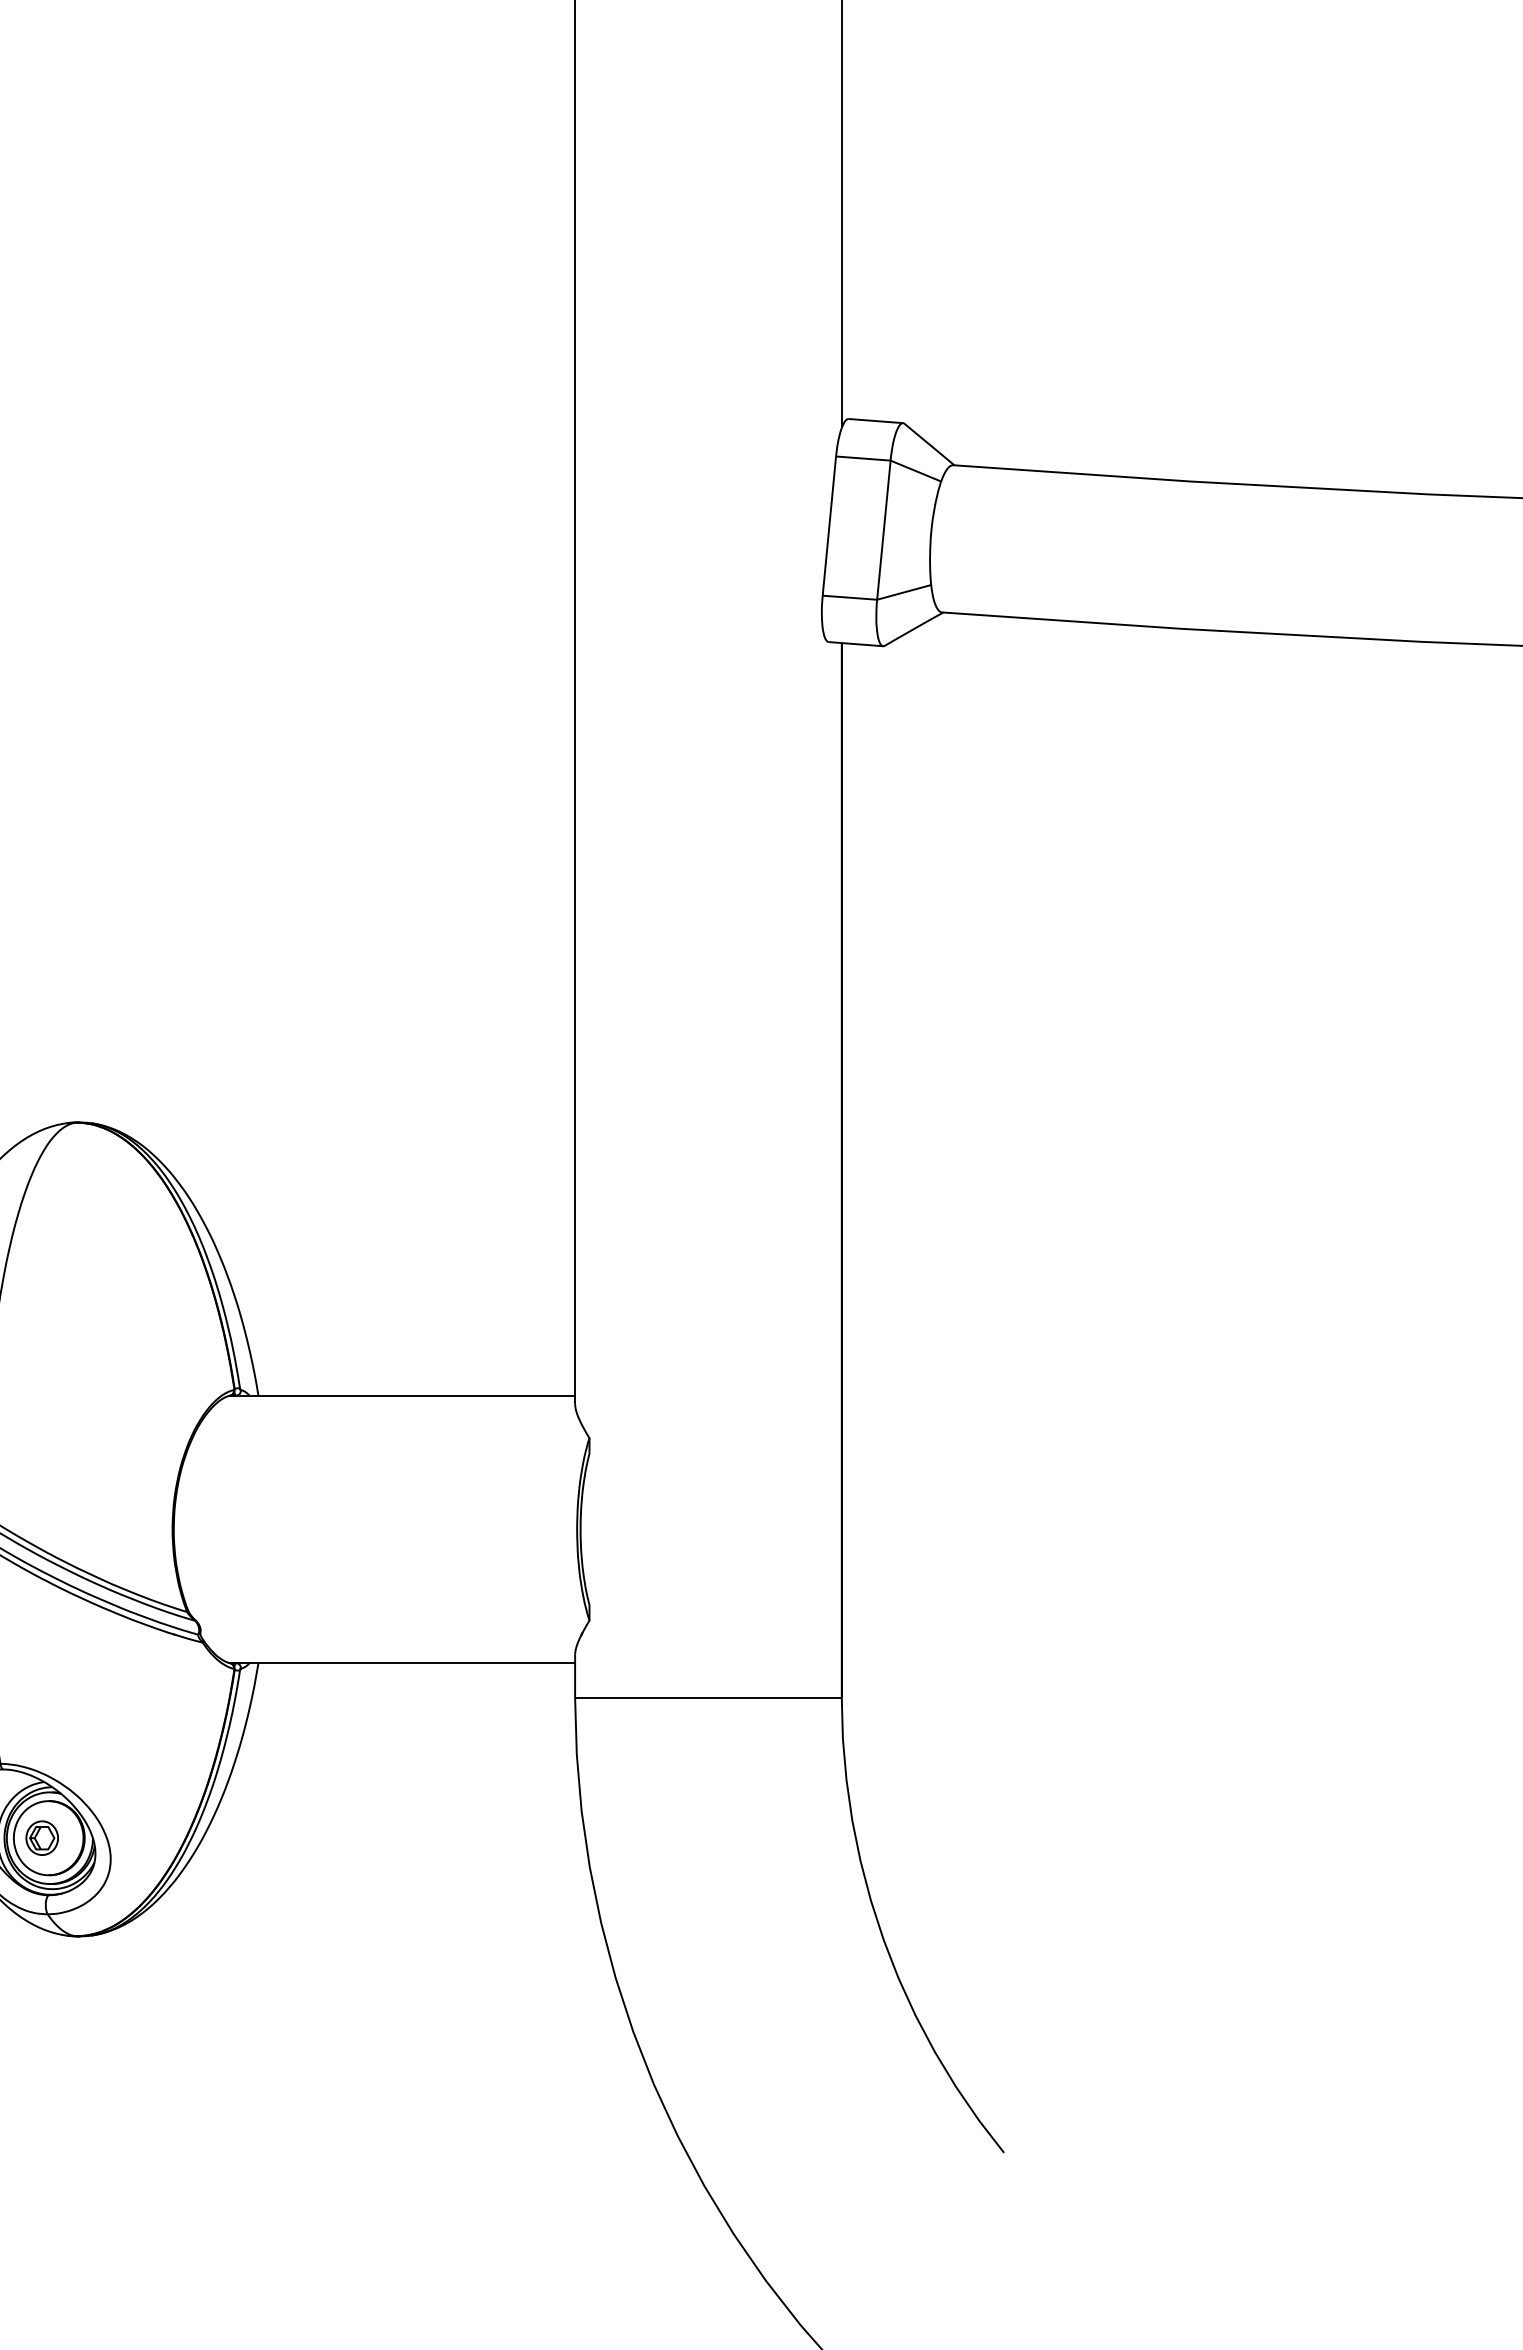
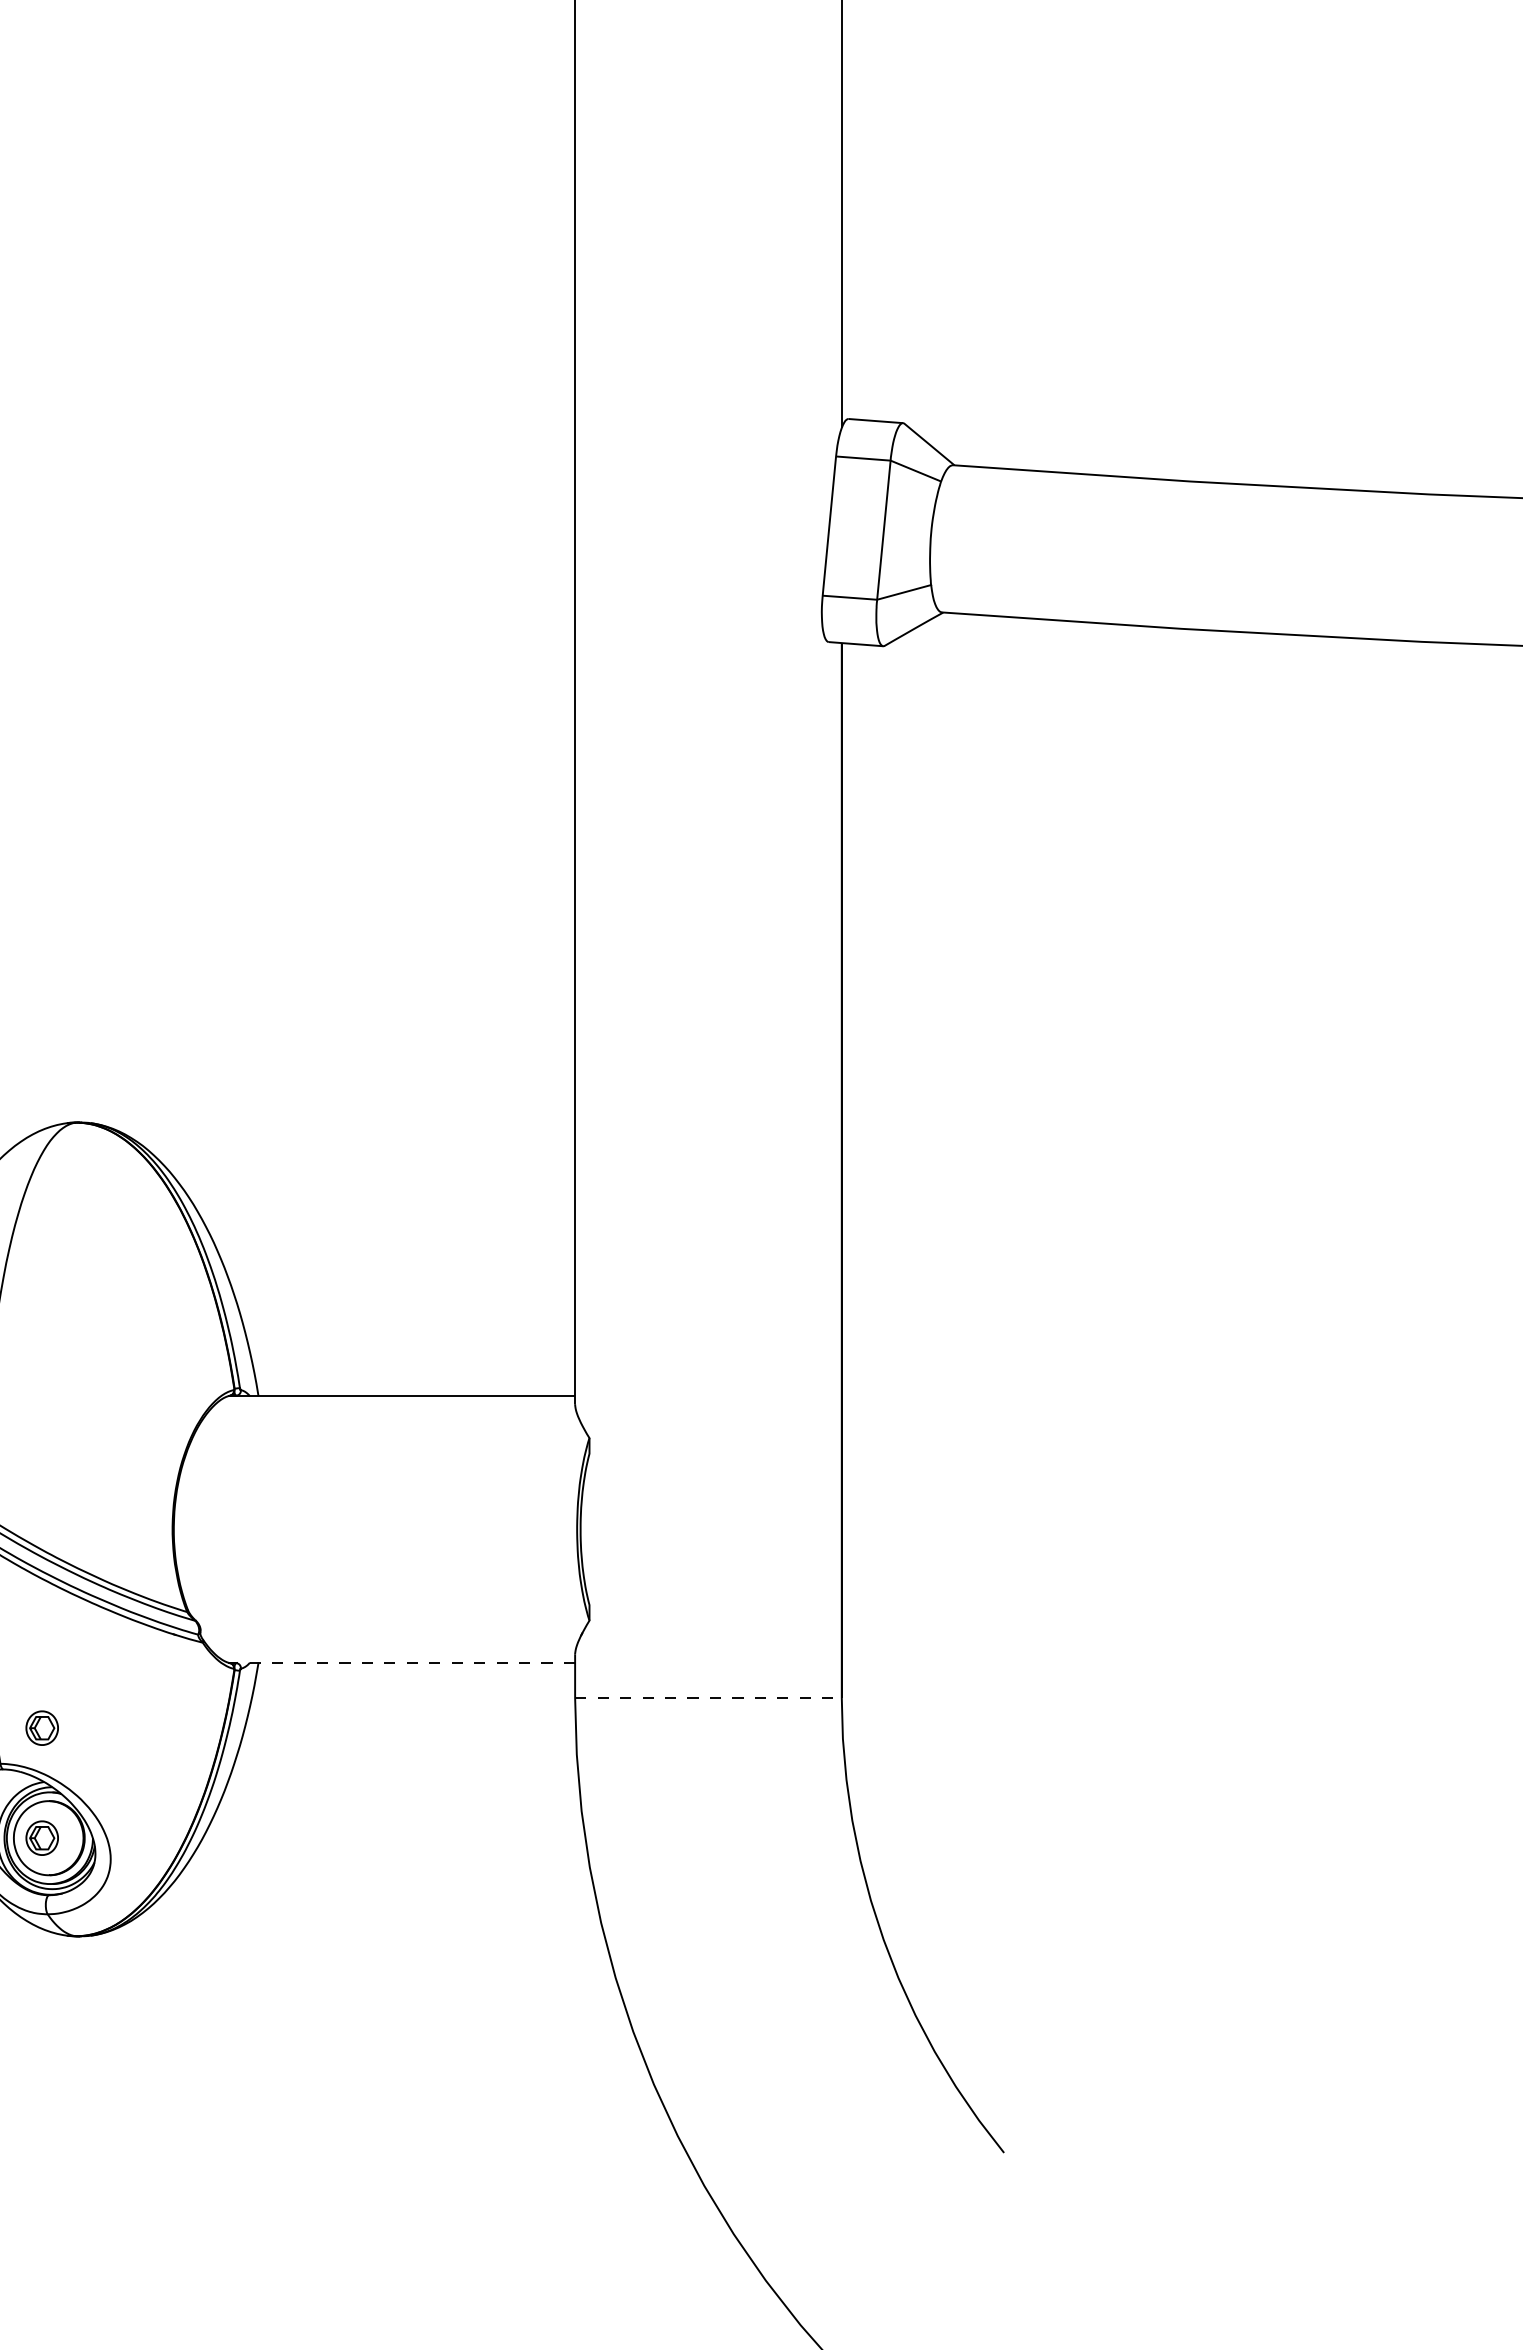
line: solid -> dashed (401, 1662)
line: solid -> dashed (708, 1697)
part: none -> present (41, 1727)
